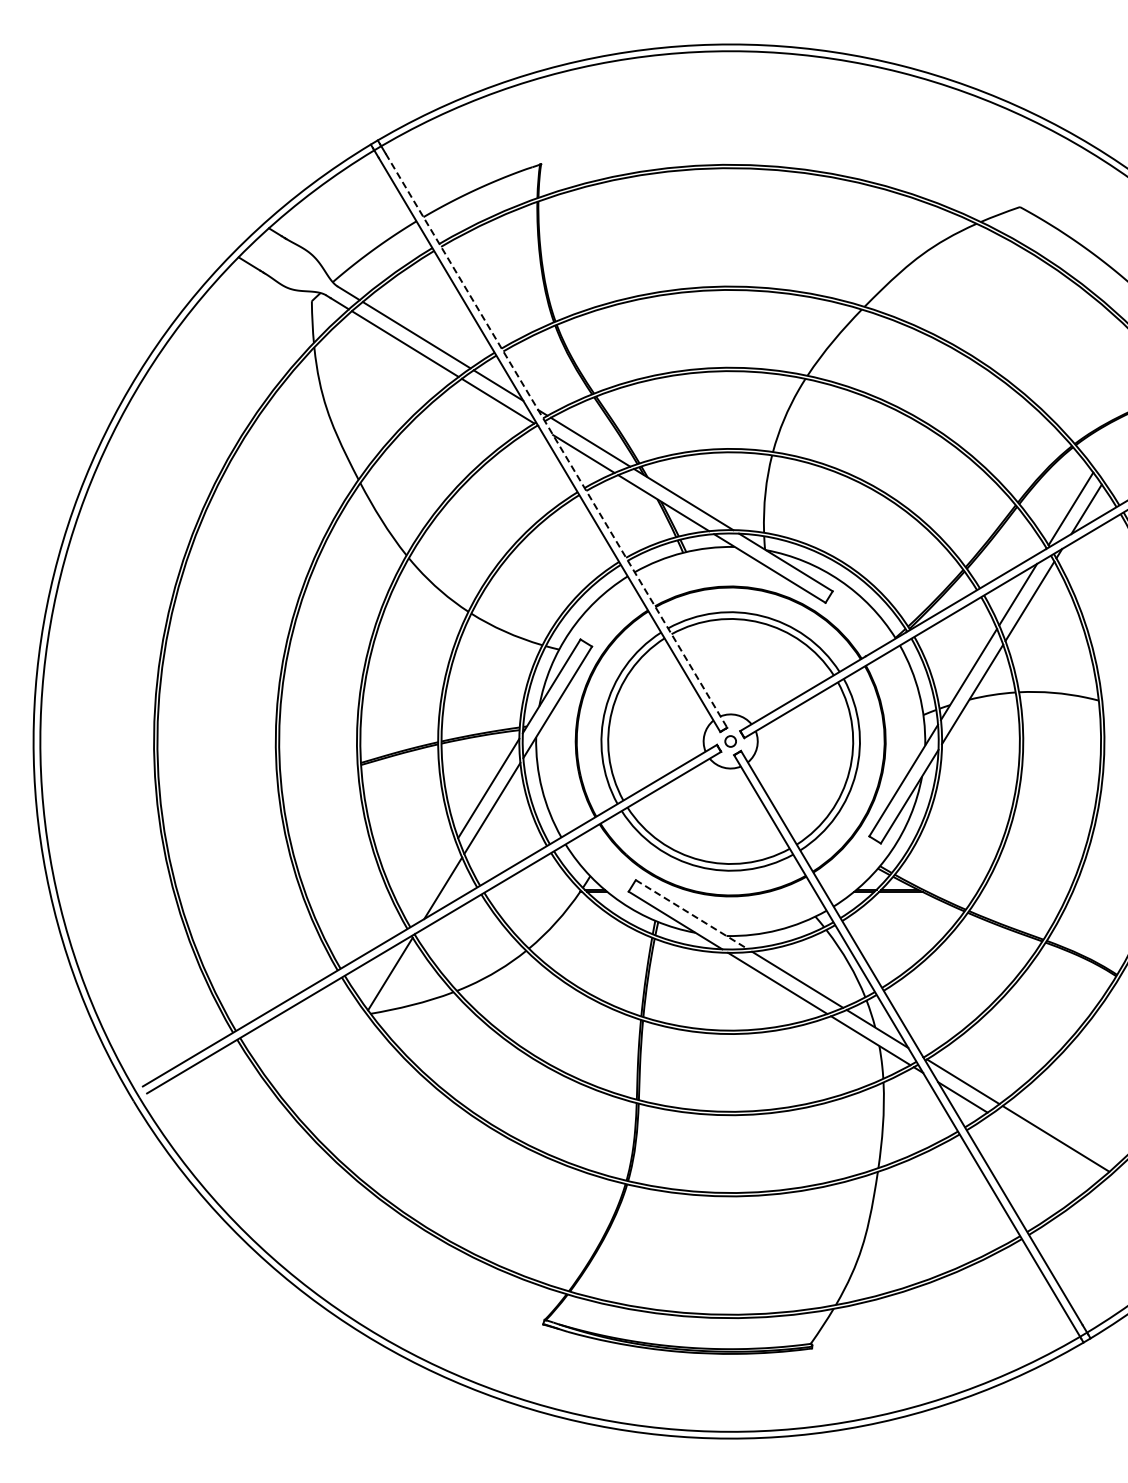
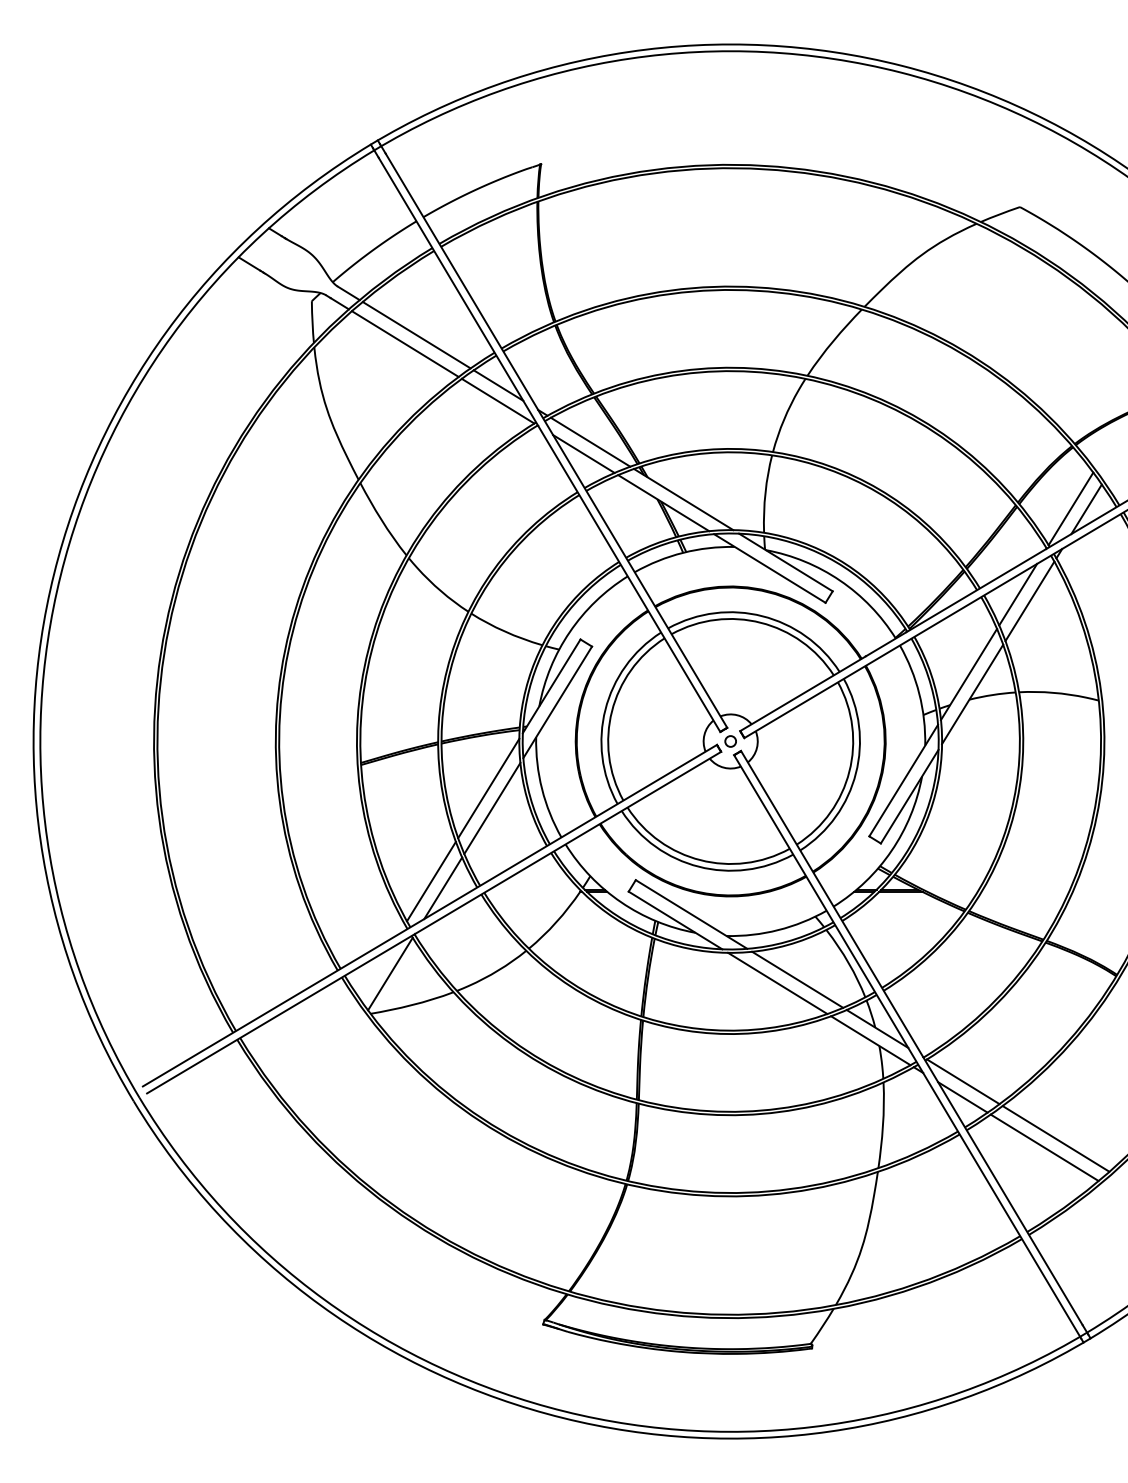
line: dashed -> solid (556, 440)
line: none -> present (431, 881)
line: dashed -> solid (691, 914)
line: none -> present (1044, 1147)
